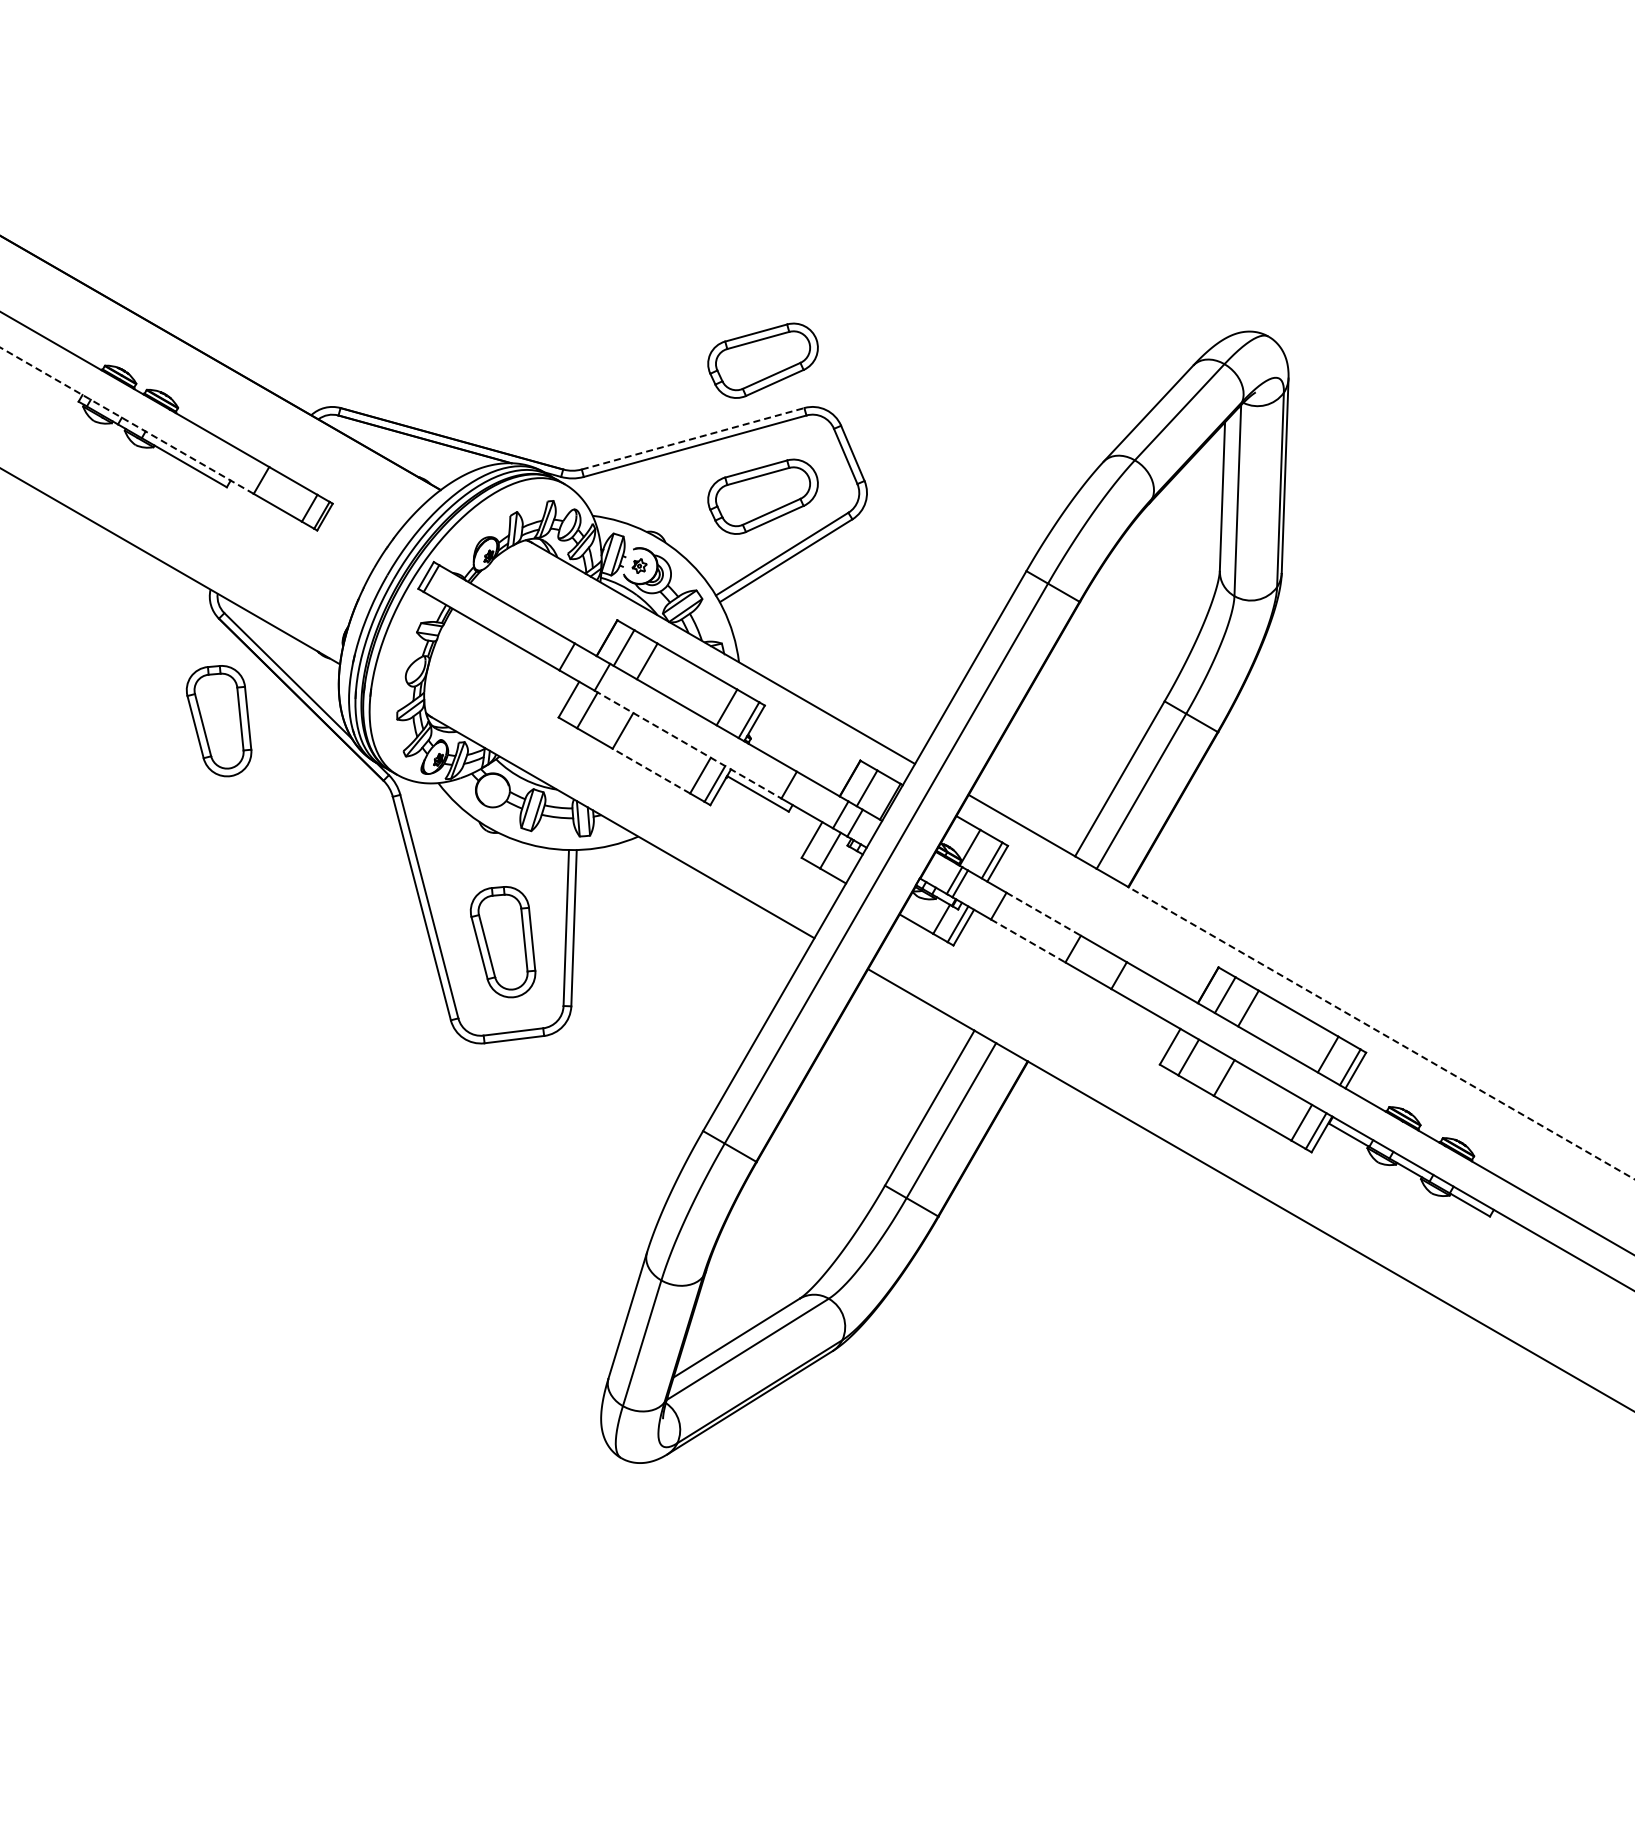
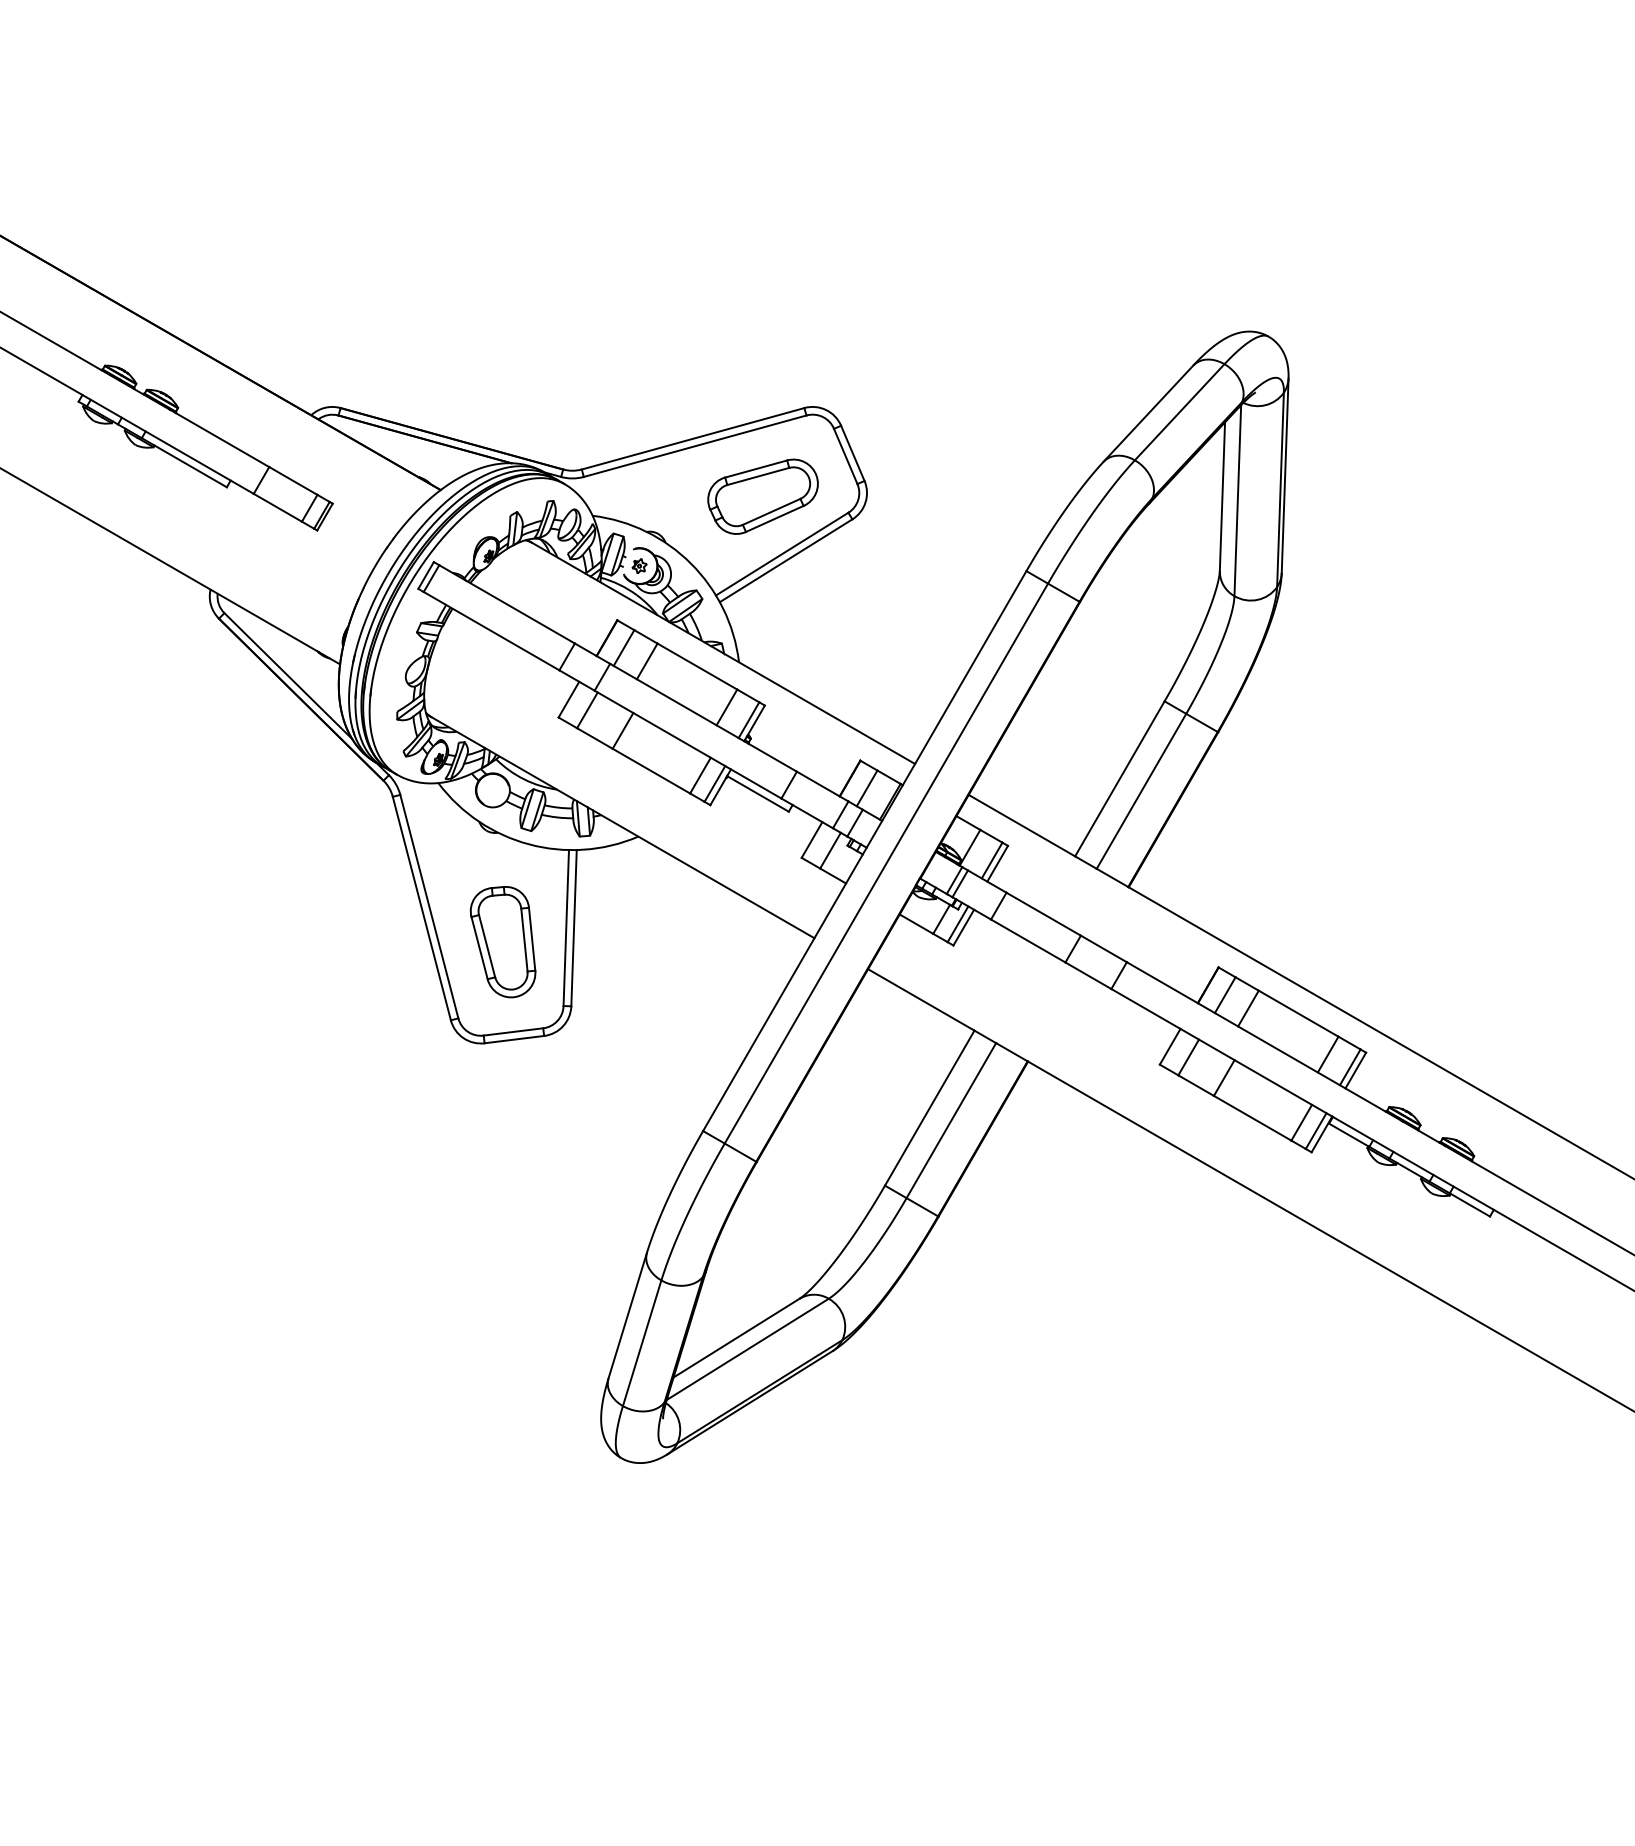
part: present -> none (762, 360)
line: dashed -> solid (126, 420)
line: dashed -> solid (693, 438)
part: present -> none (218, 721)
line: dashed -> solid (688, 744)
line: dashed -> solid (651, 771)
line: dashed -> solid (1043, 914)
line: dashed -> solid (1028, 941)
line: dashed -> solid (1381, 1033)
